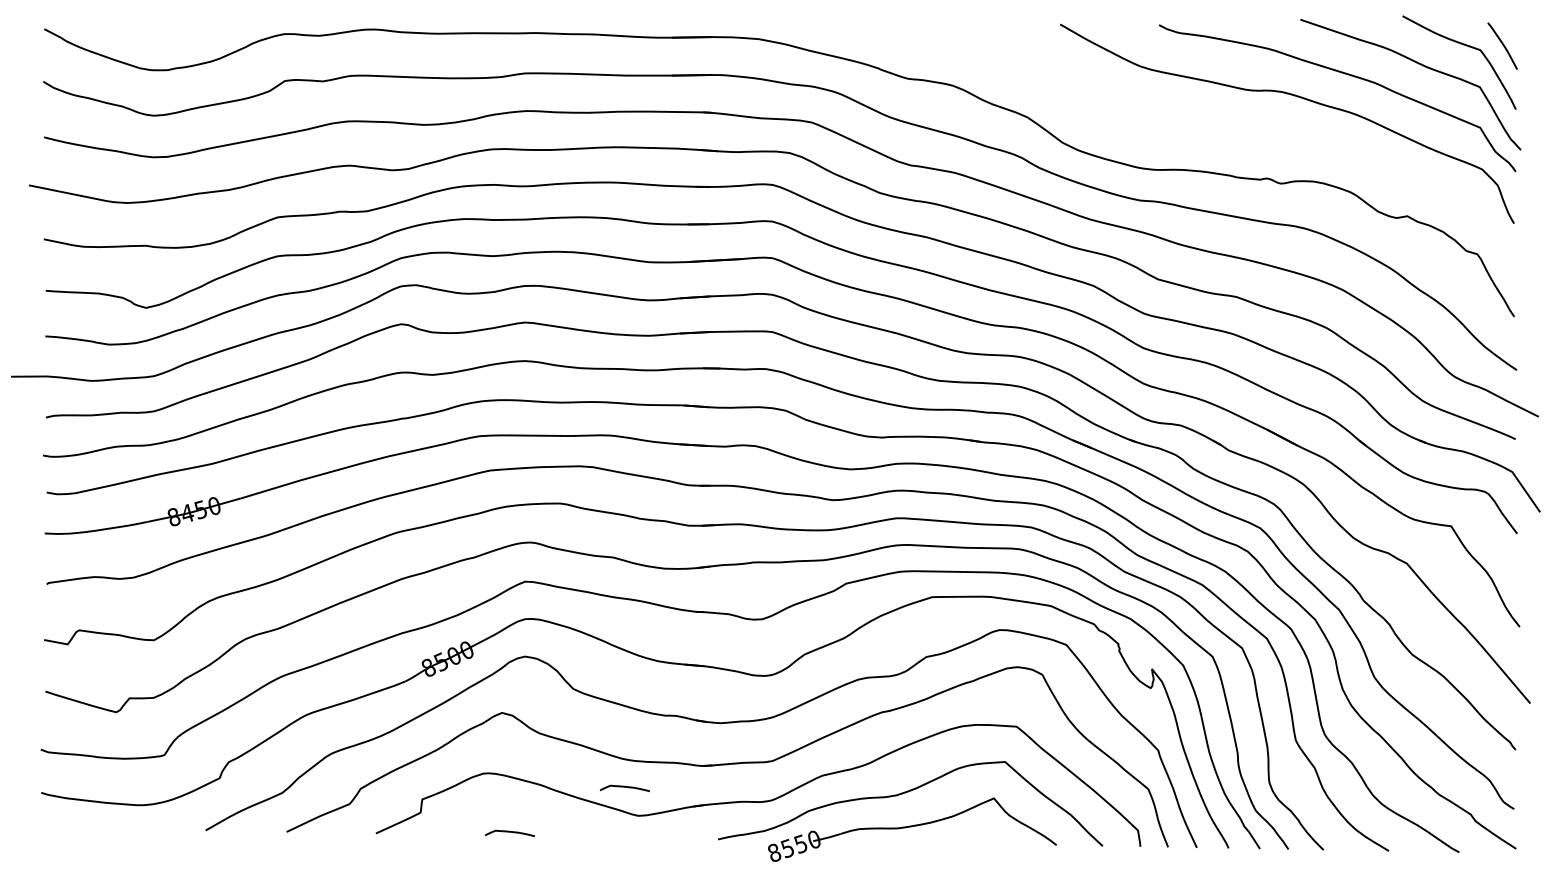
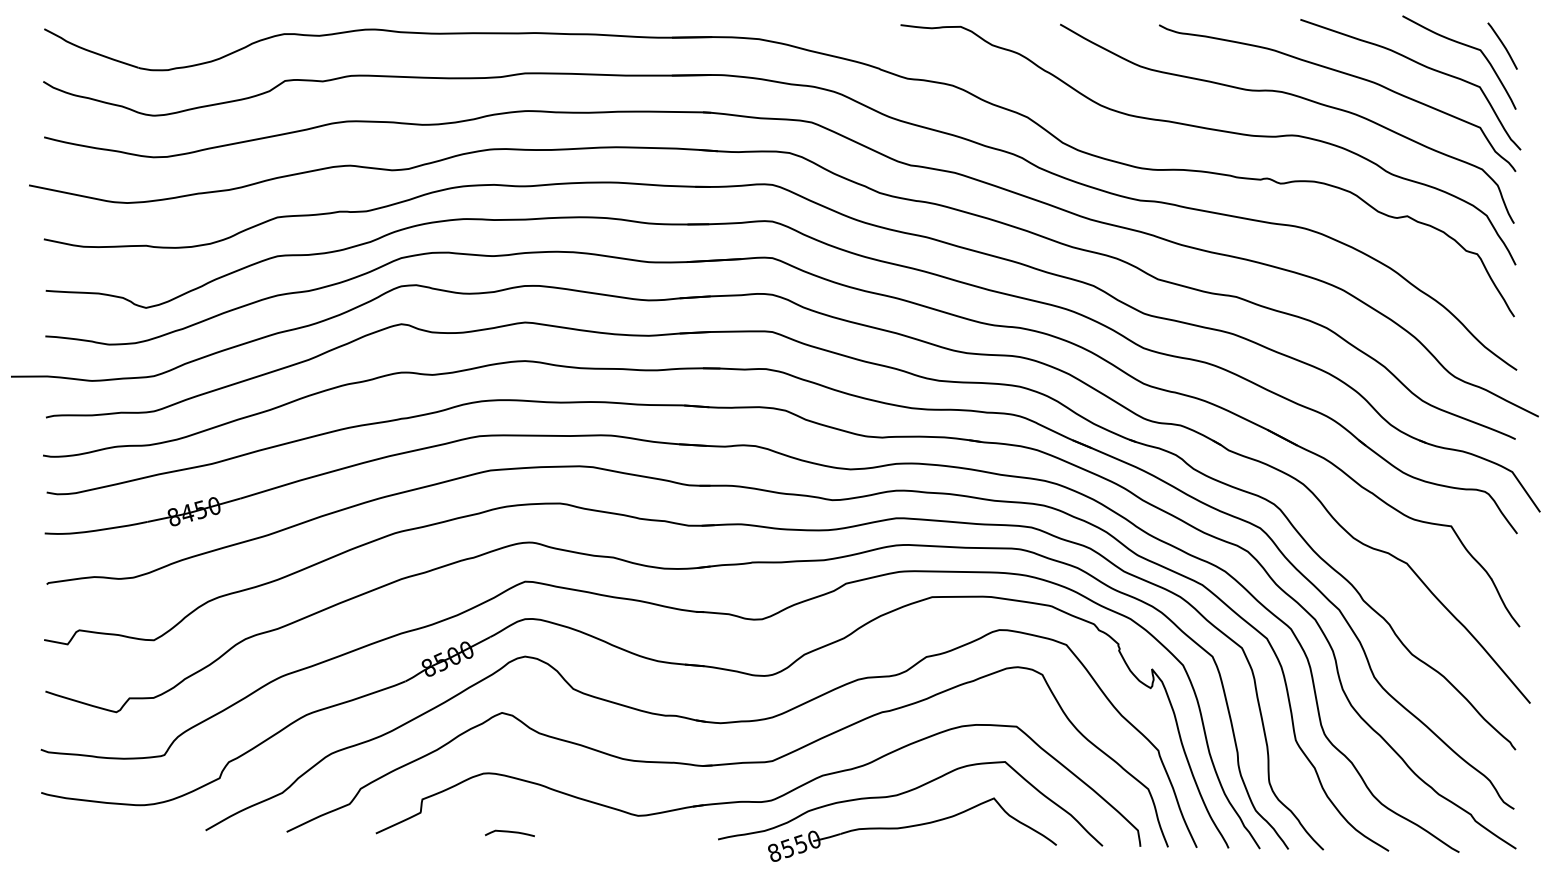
curve: none -> present (1211, 130)
curve: present -> none (624, 787)
